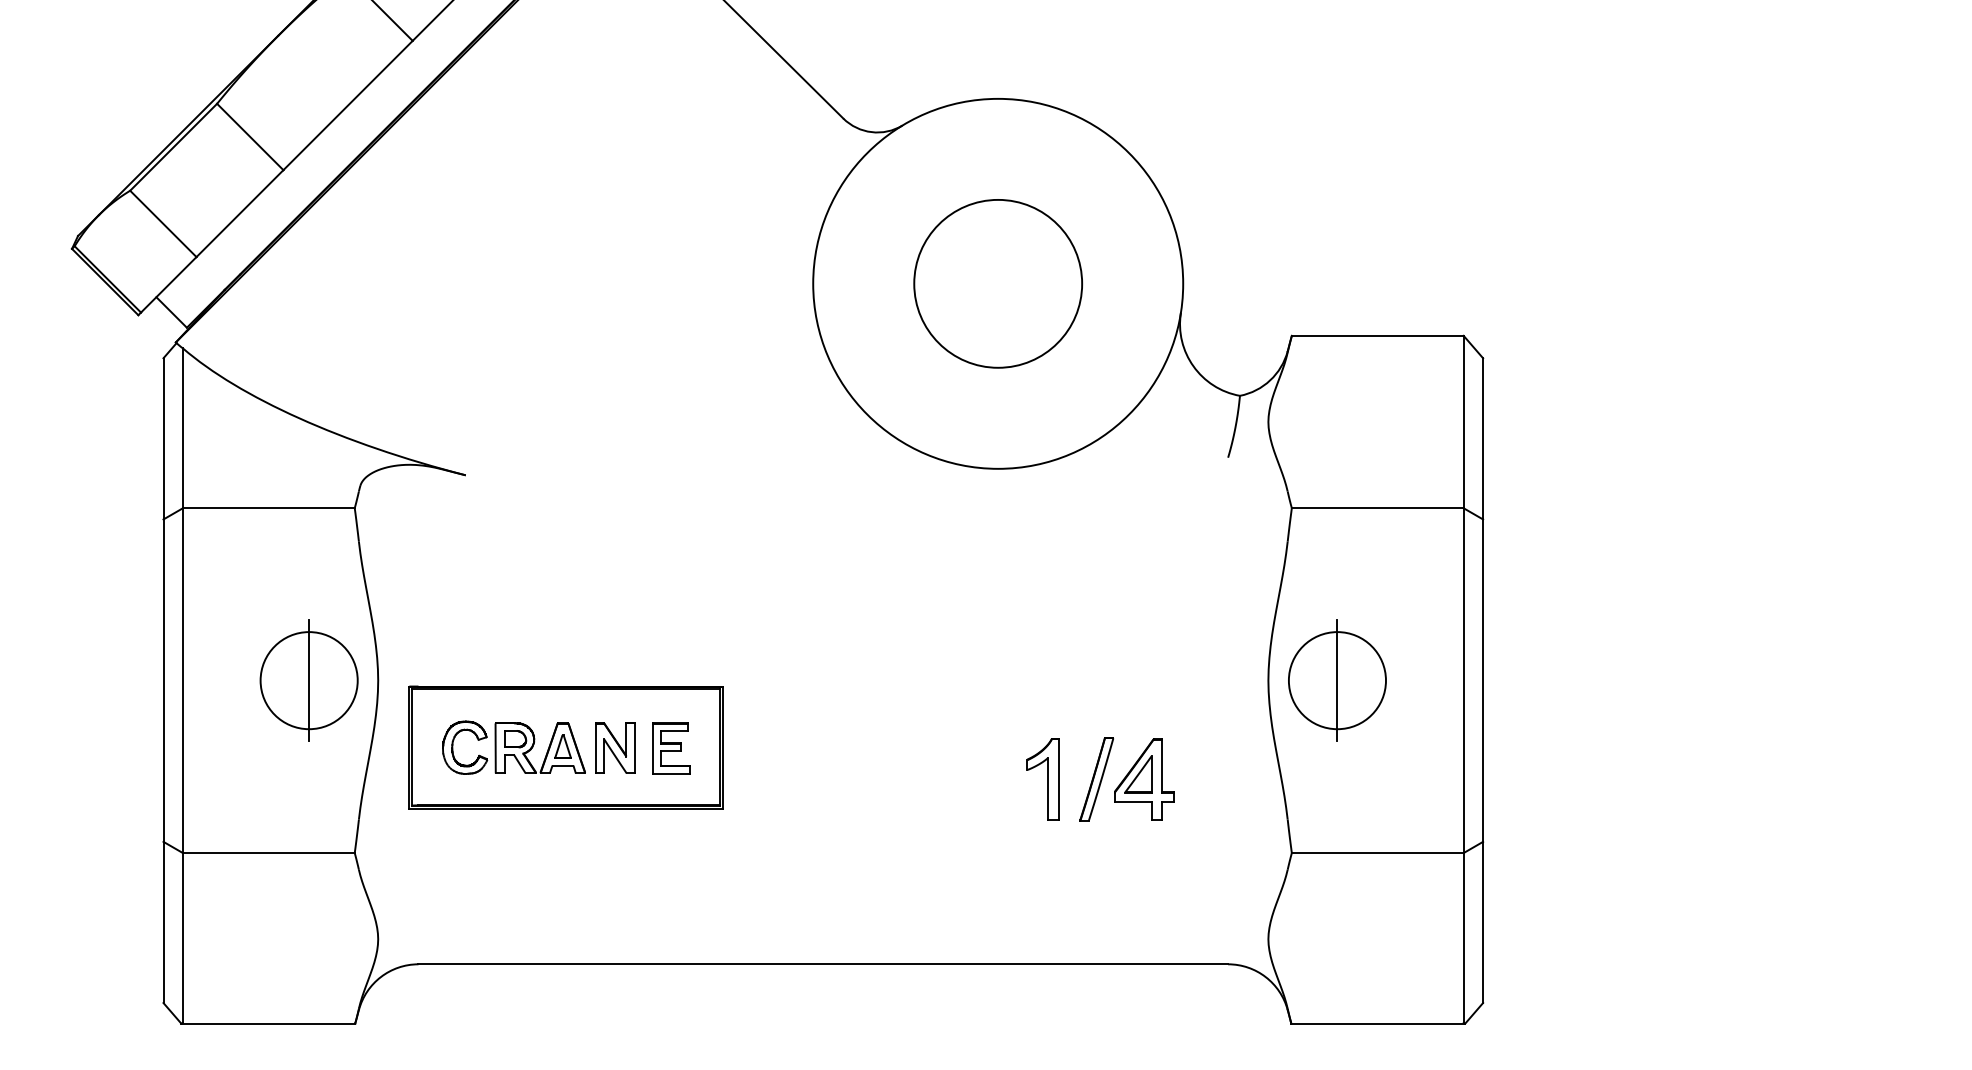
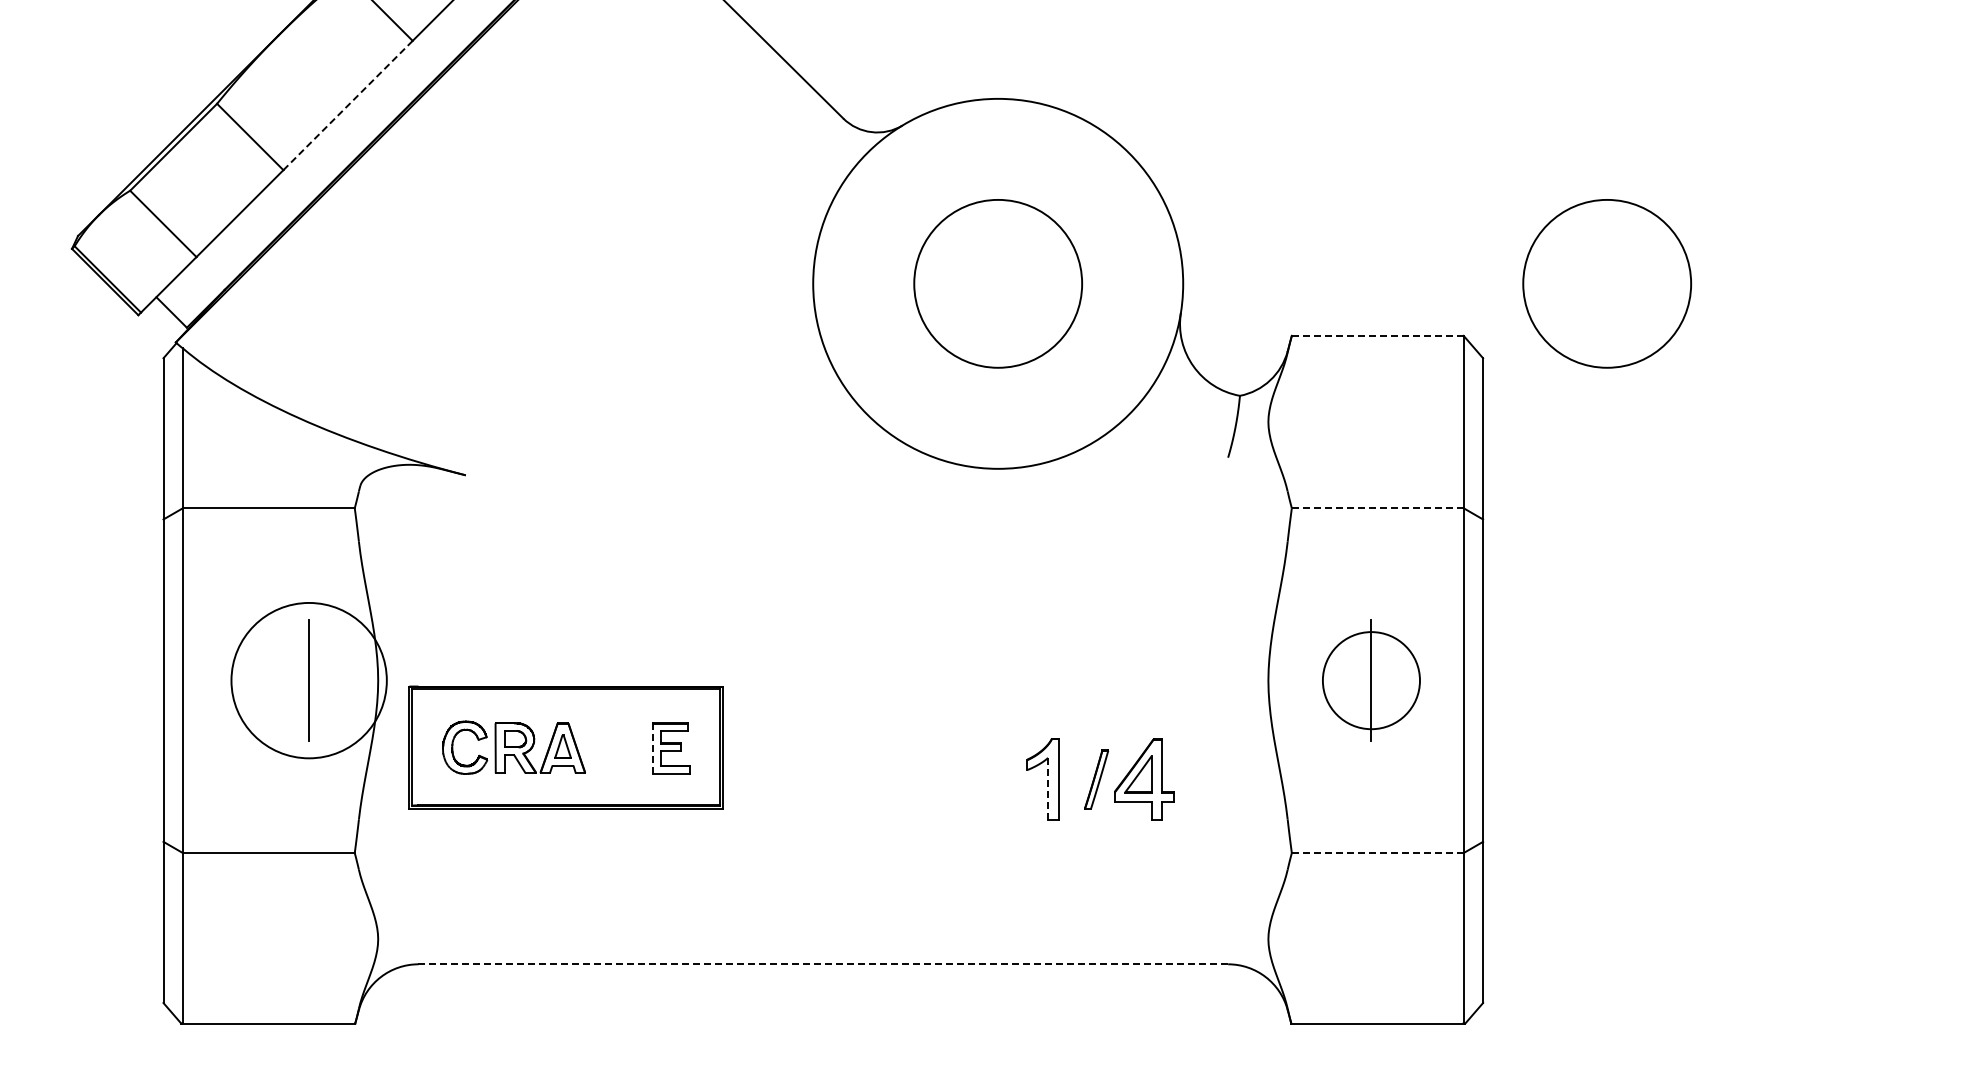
line: solid -> dashed (347, 105)
circle: none -> present (1607, 283)
line: solid -> dashed (1377, 335)
line: solid -> dashed (1377, 508)
circle diameter: 97 px -> 155 px (308, 680)
part position: (1337, 680) -> (1371, 680) (1371, 680)
part: present -> none (615, 747)
line: solid -> dashed (652, 748)
part size: 35x85 px -> 25x61 px (1096, 779)
line: solid -> dashed (1048, 788)
line: solid -> dashed (1377, 853)
line: solid -> dashed (823, 964)
